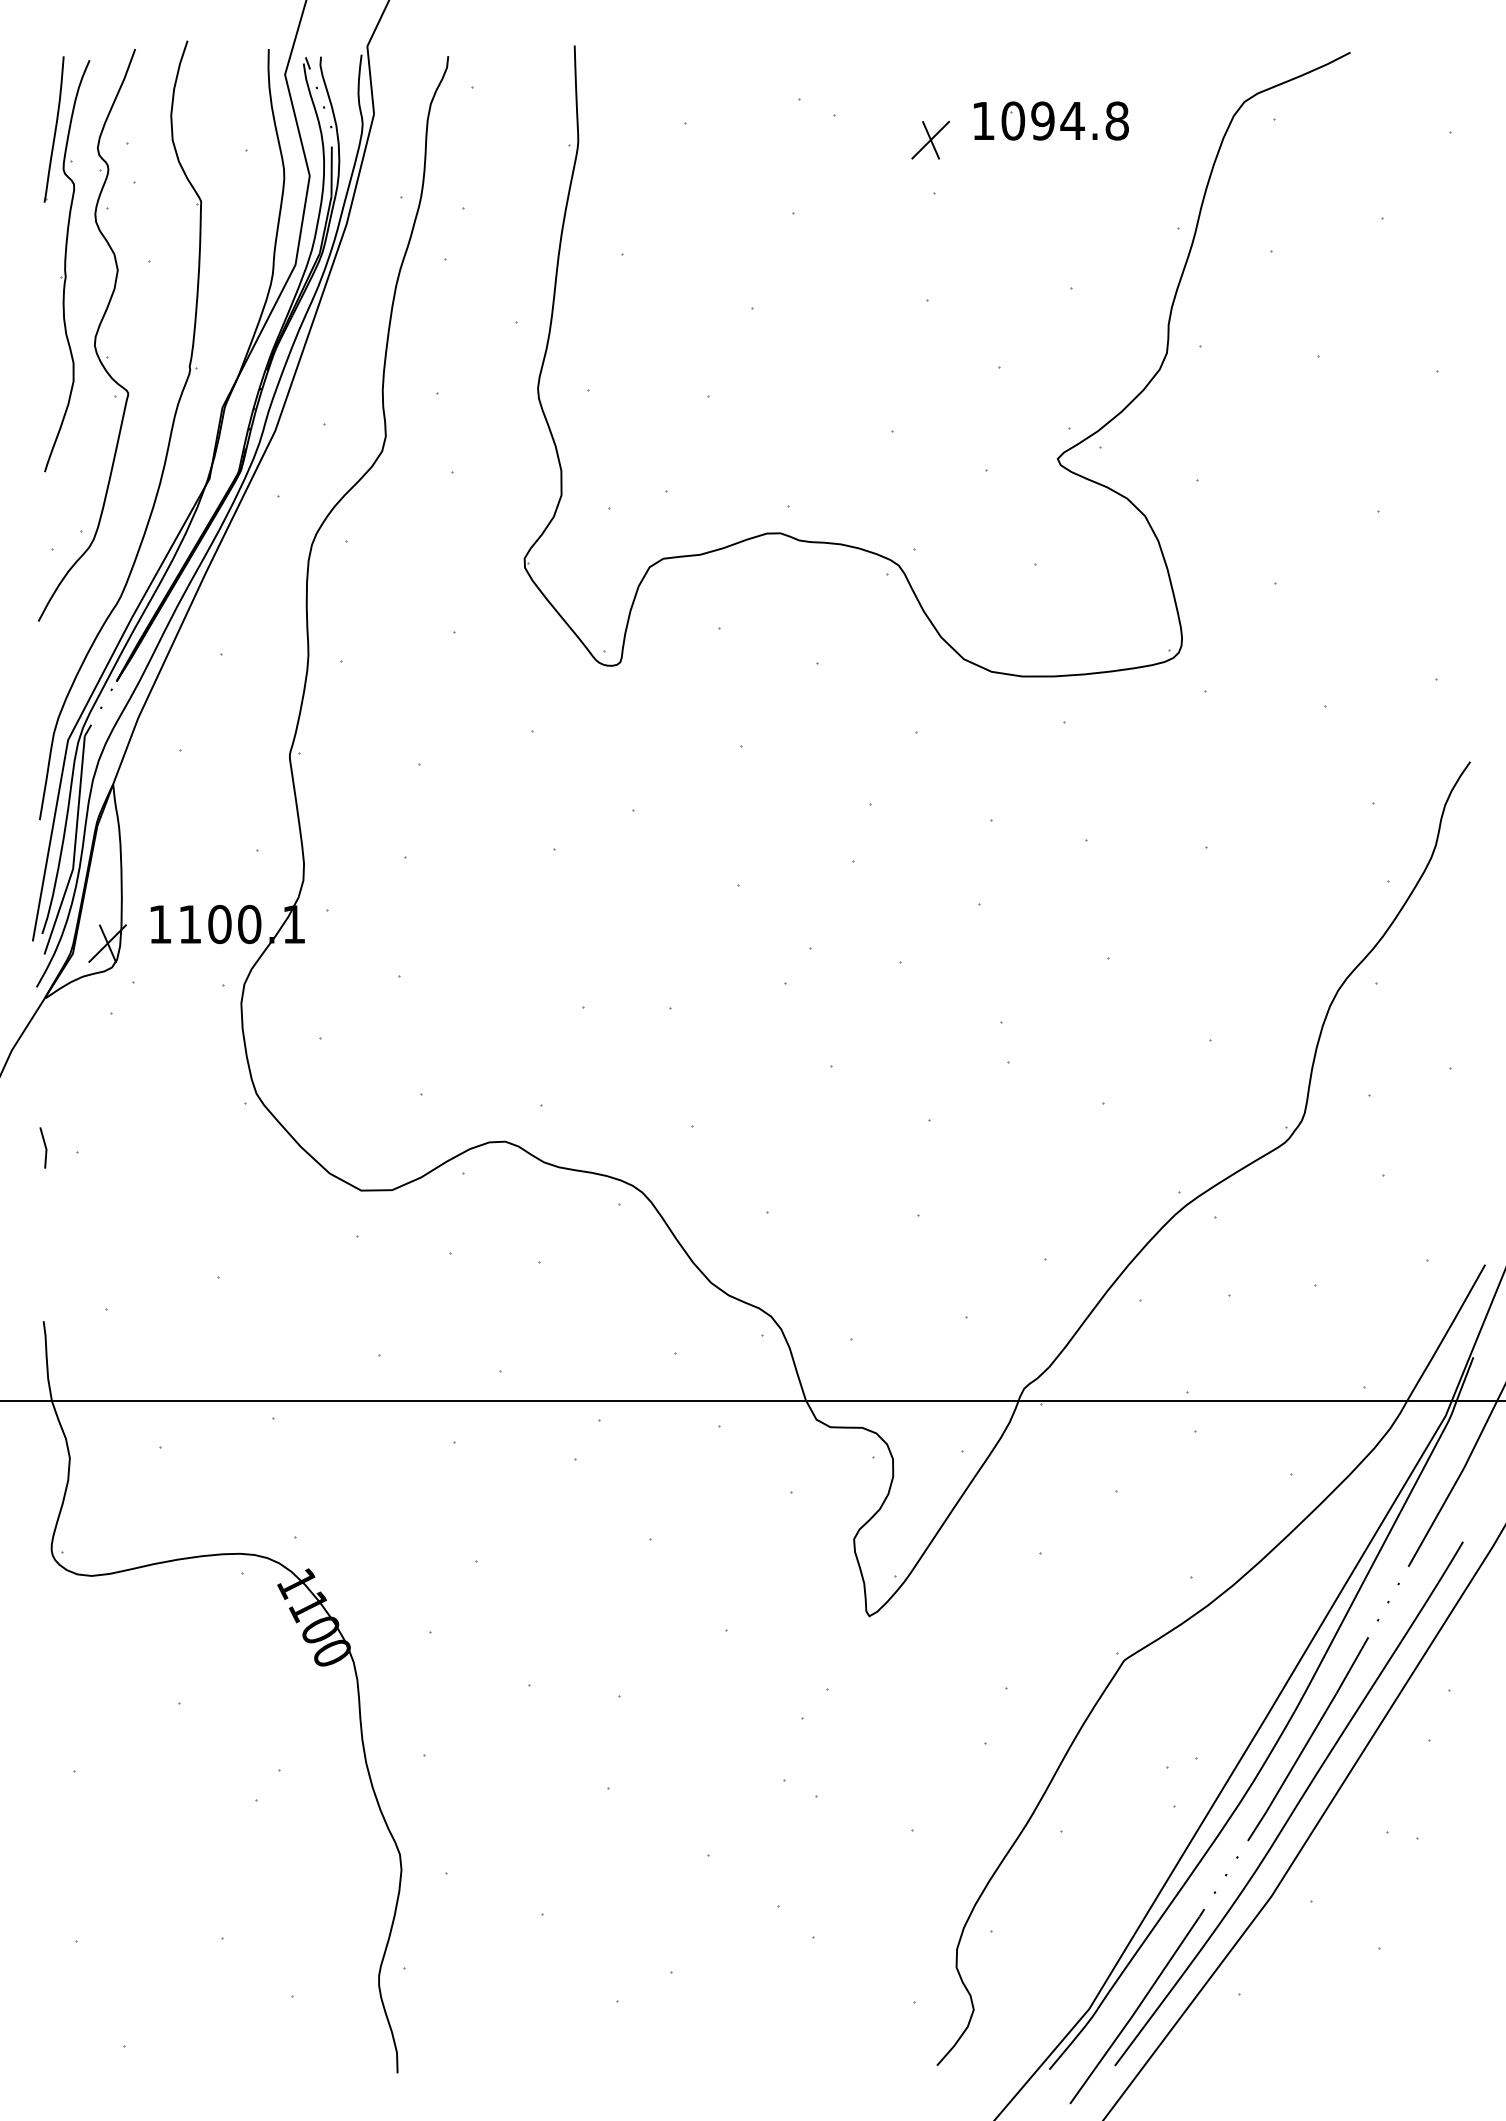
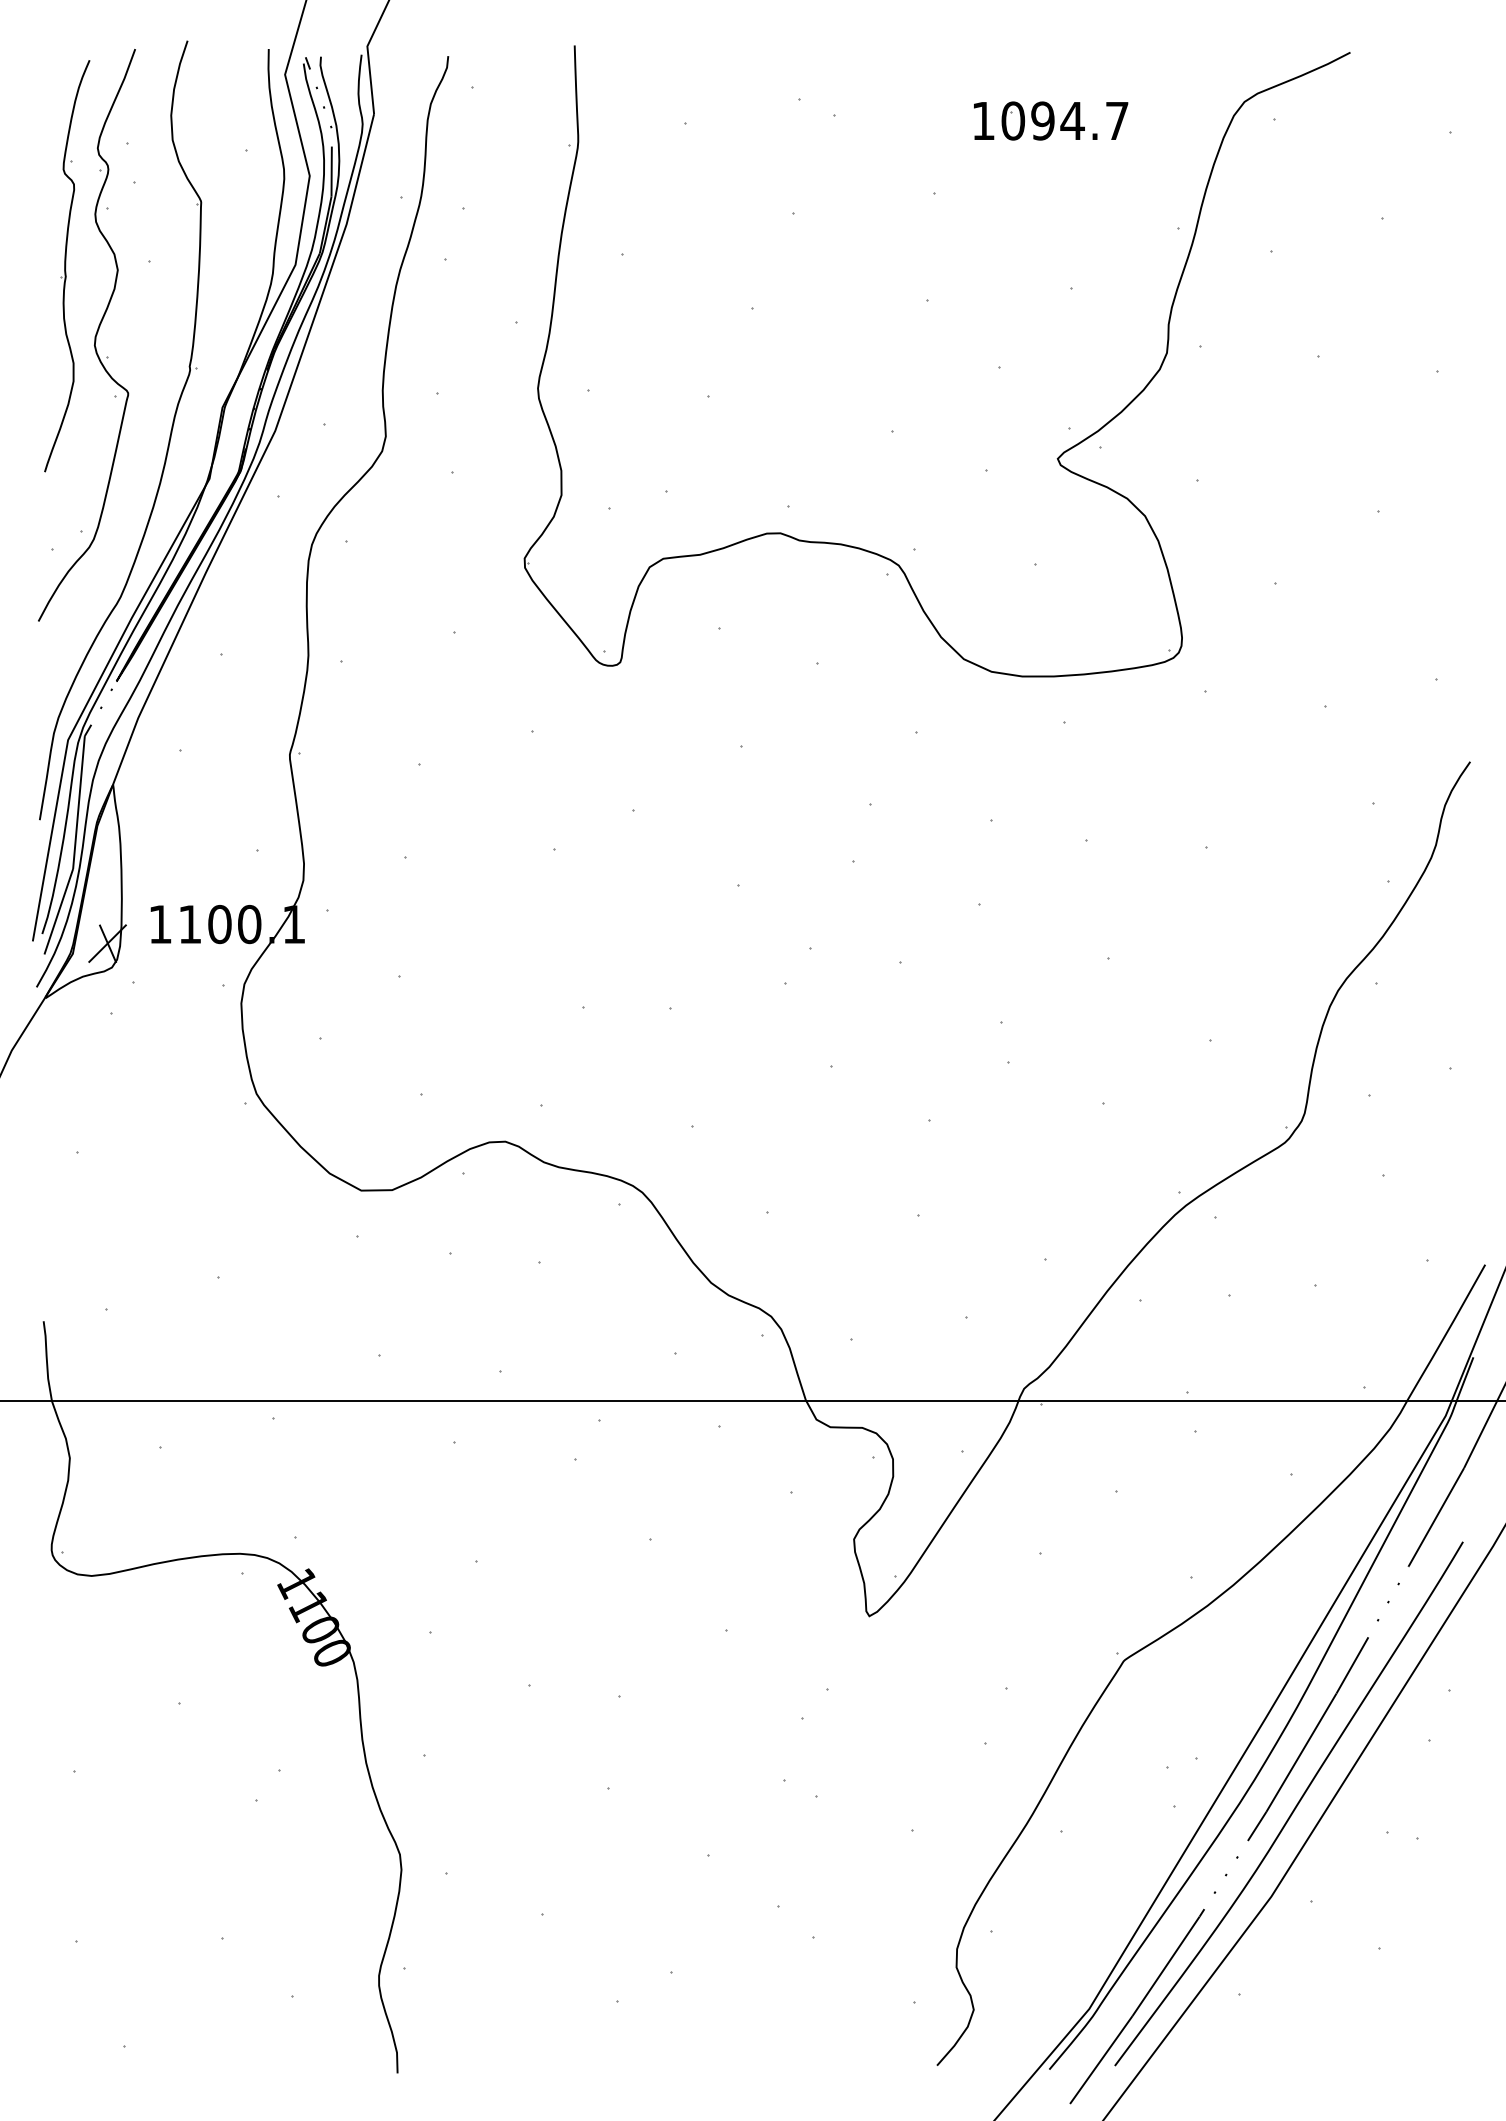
text: 1094.8 -> 1094.7 (1116, 120)
part: present -> none (53, 129)
part: present -> none (930, 140)
line: present -> none (44, 1146)
